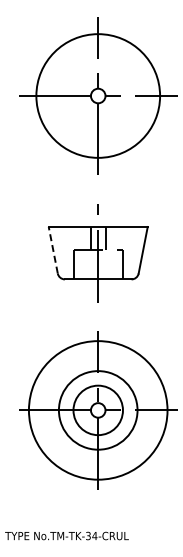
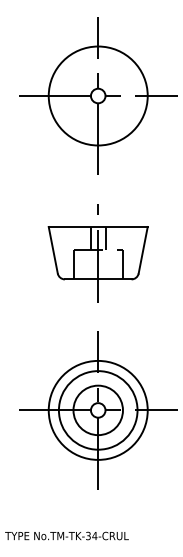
circle diameter: 124 px -> 99 px (97, 95)
line: dashed -> solid (53, 250)
circle diameter: 139 px -> 99 px (97, 409)
